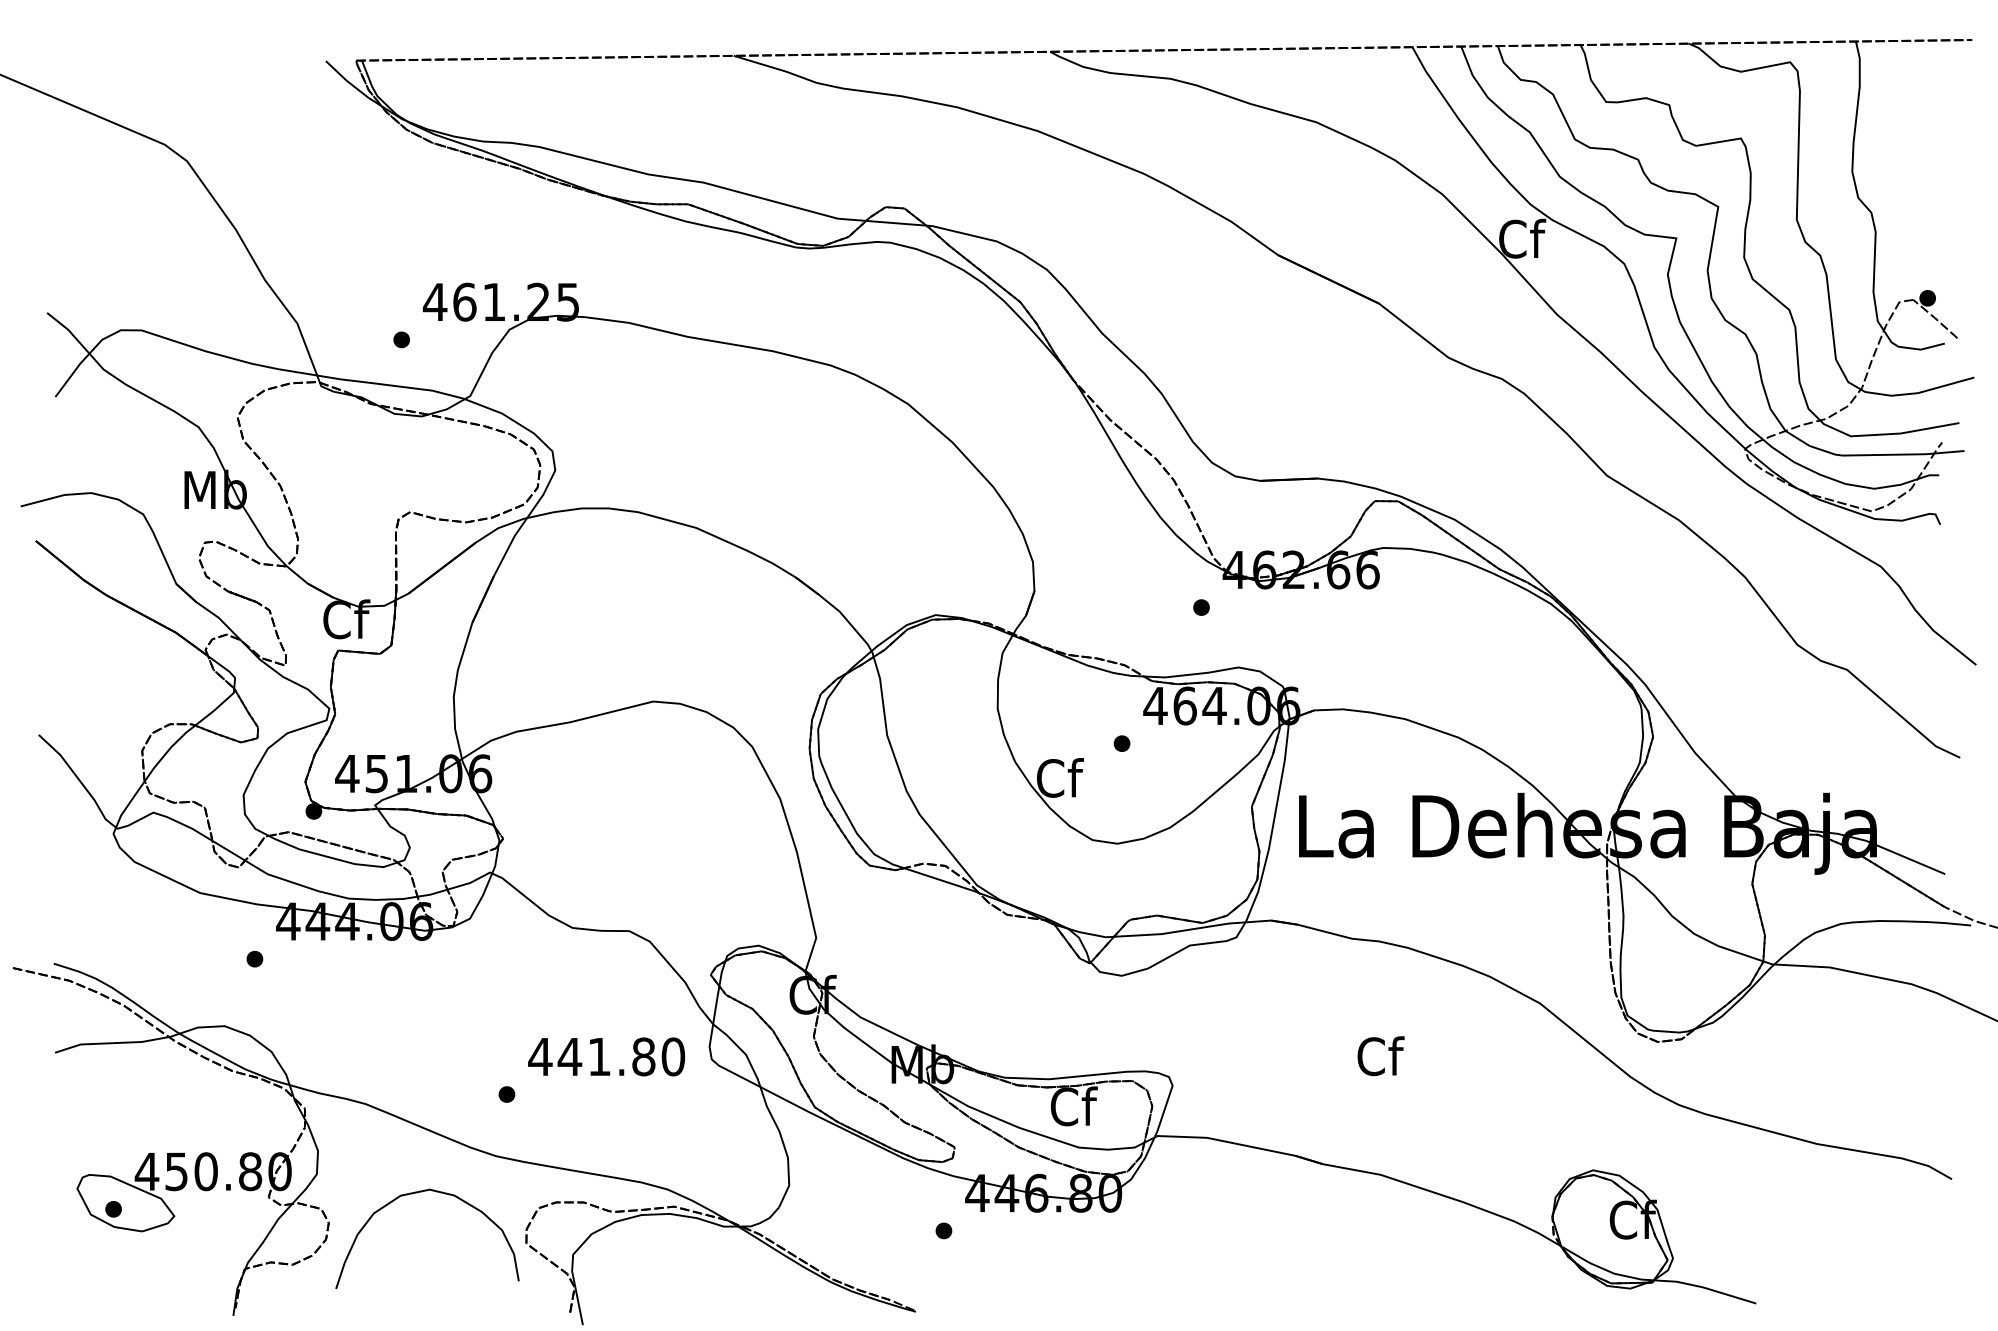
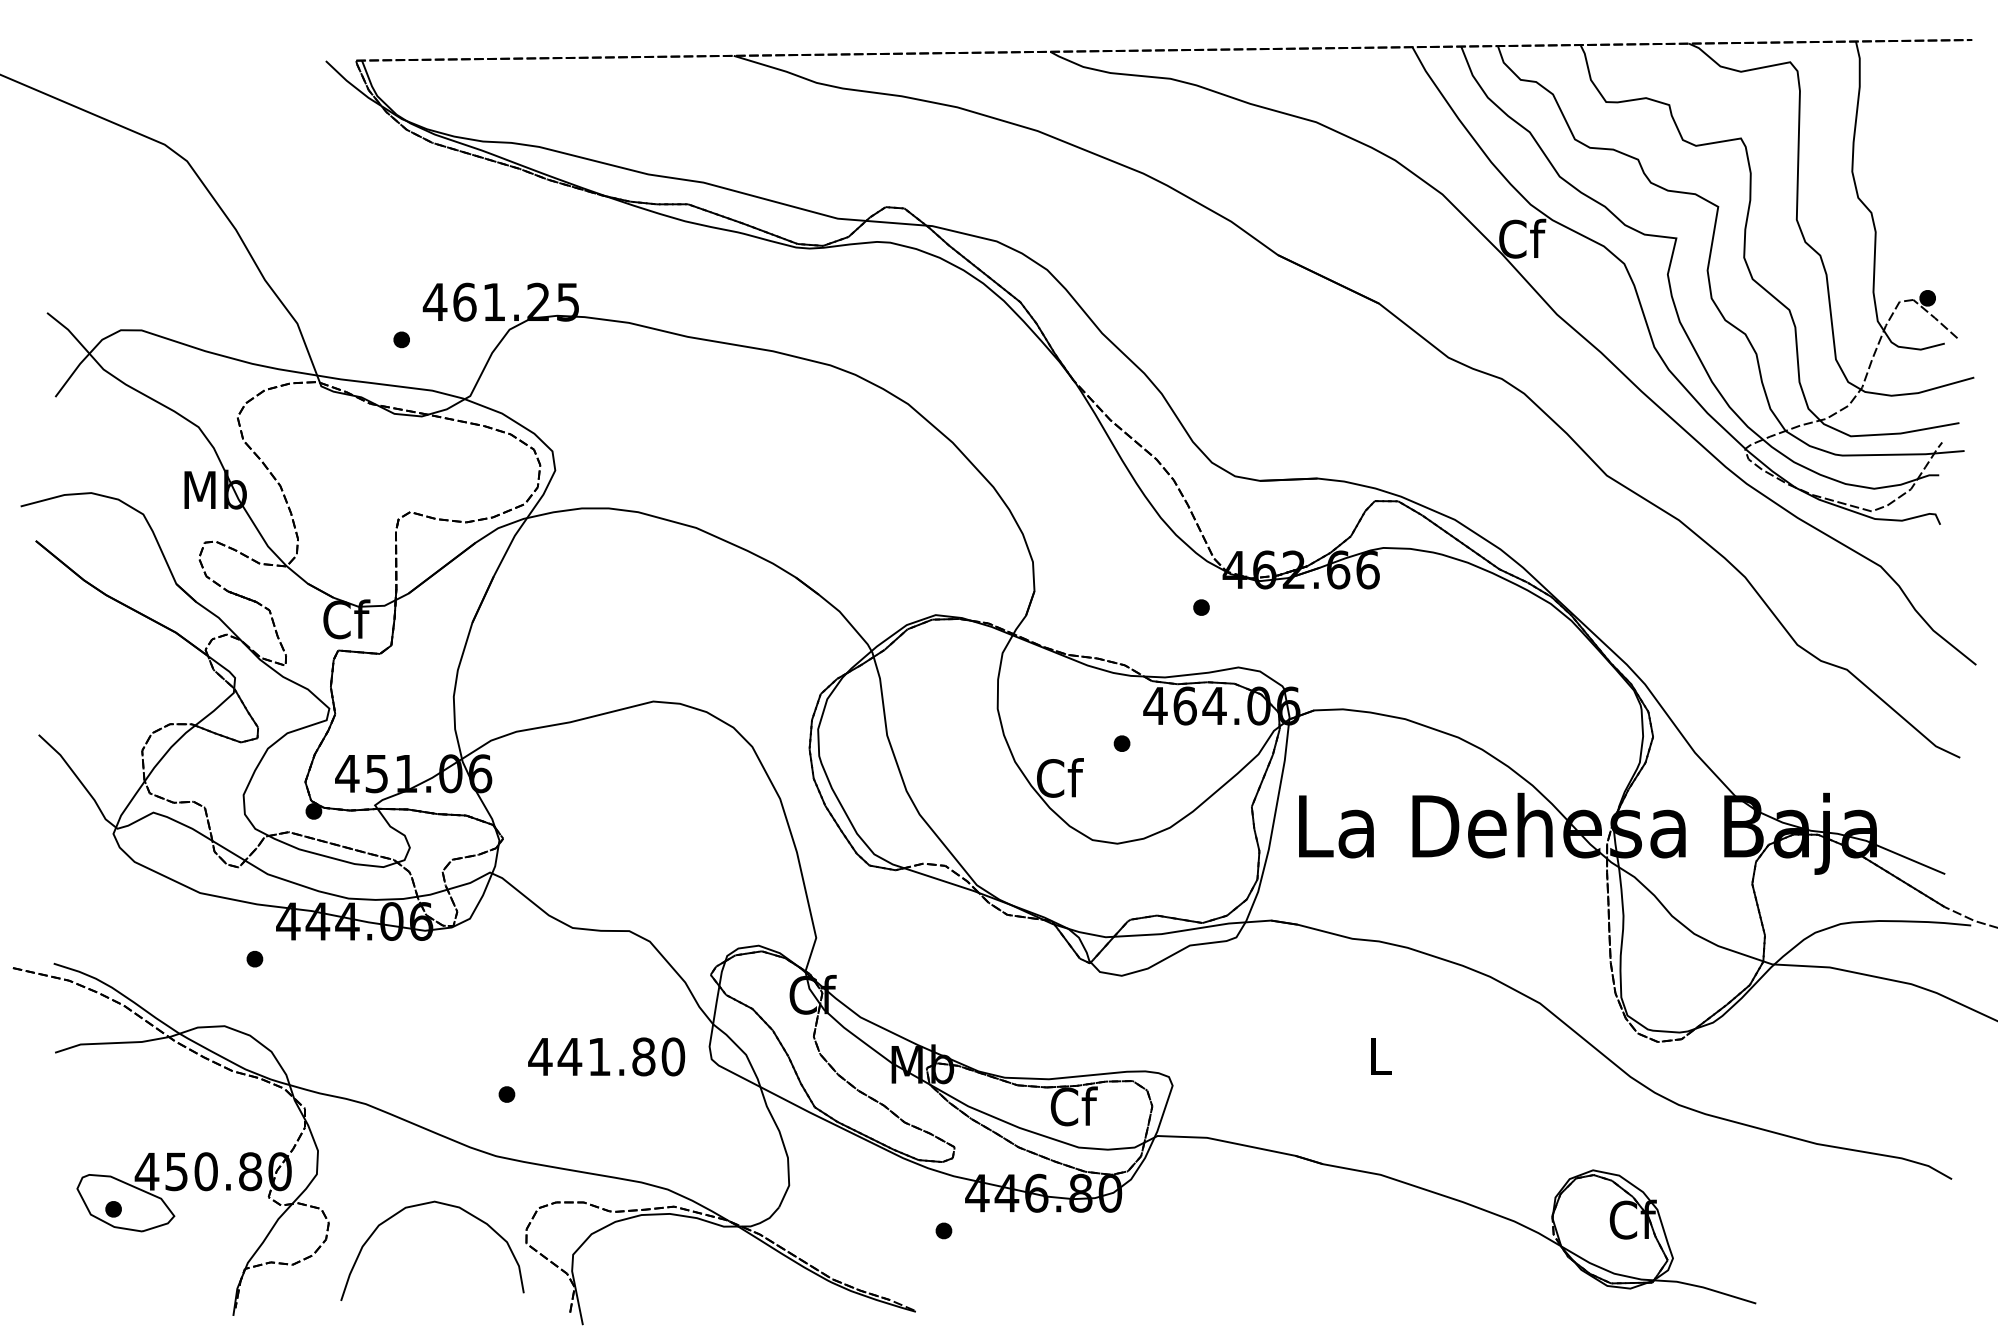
text: Cf -> L (1380, 1056)
curve position: (417, 1193) -> (422, 1205) (422, 1205)
